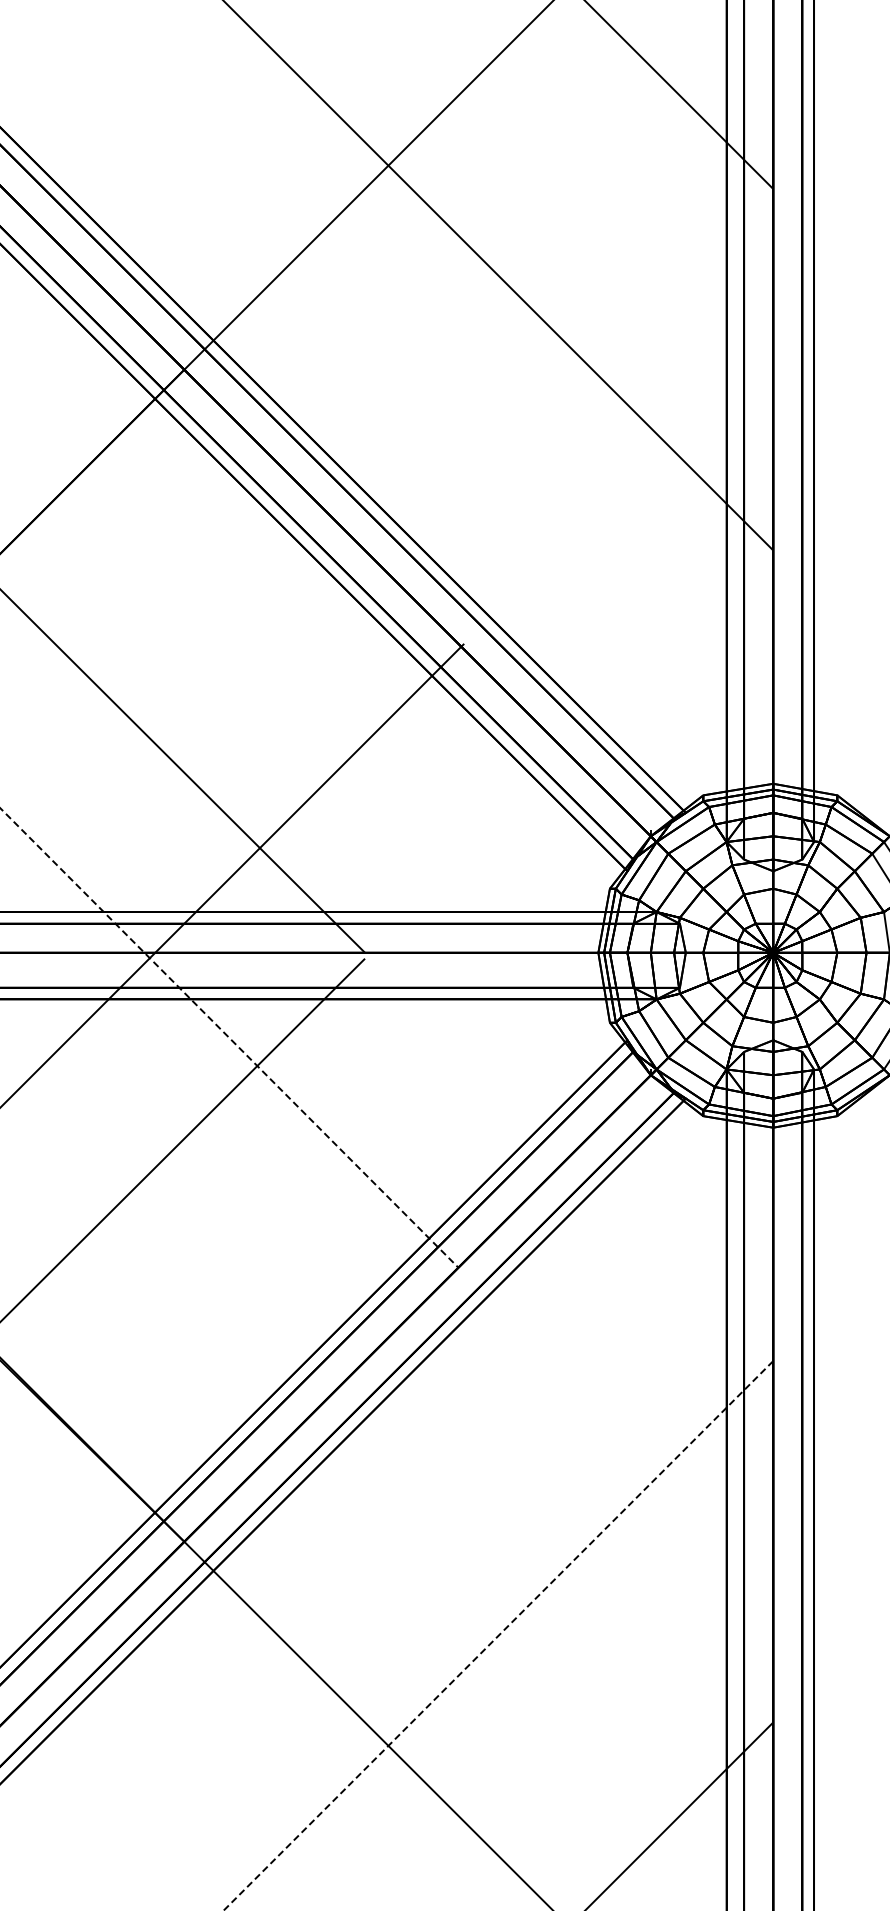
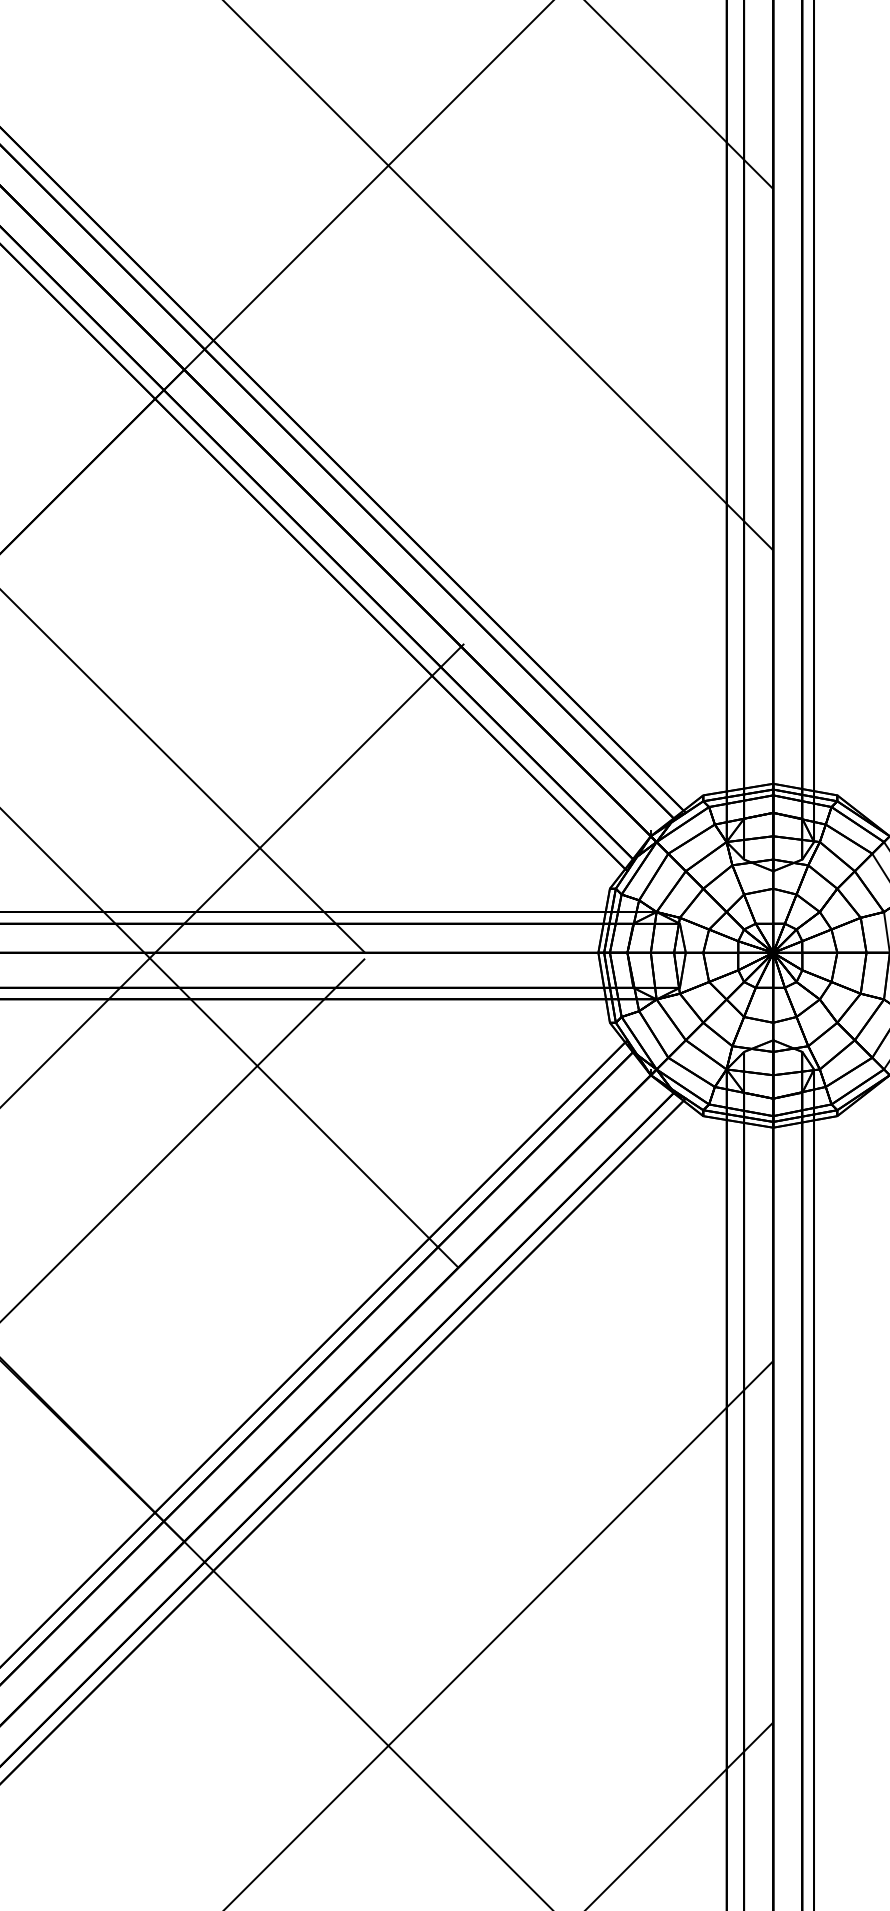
line: dashed -> solid (229, 1038)
line: dashed -> solid (498, 1636)
